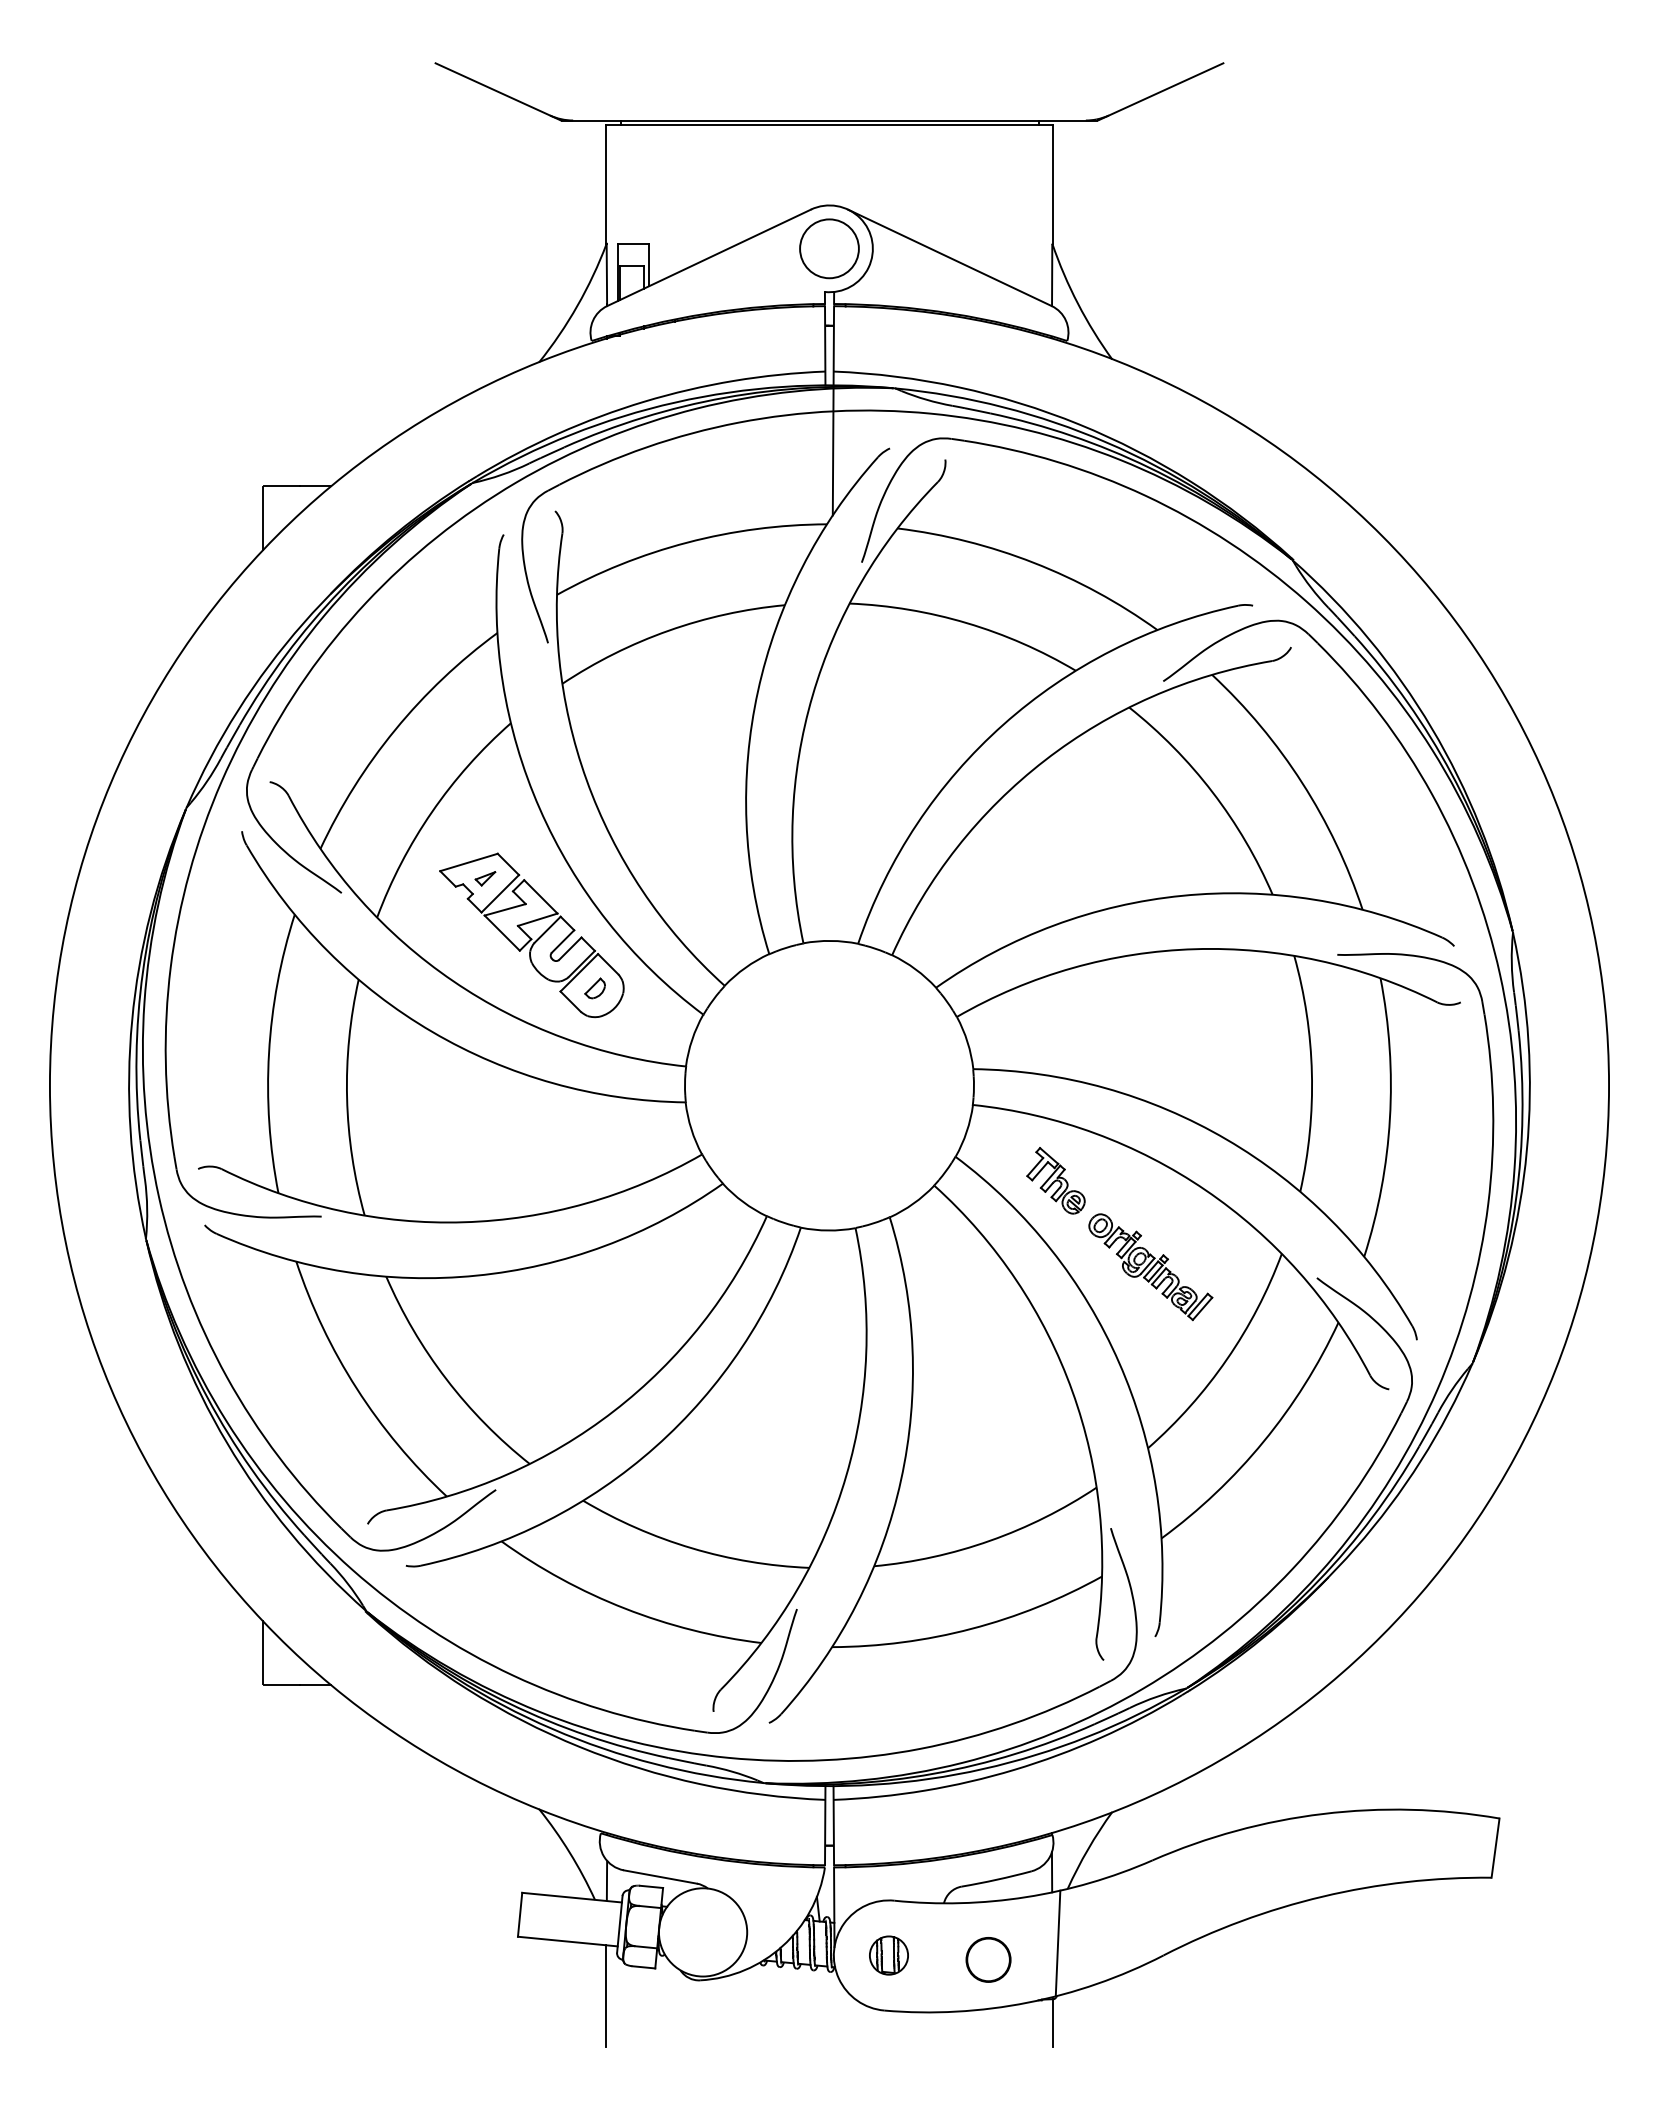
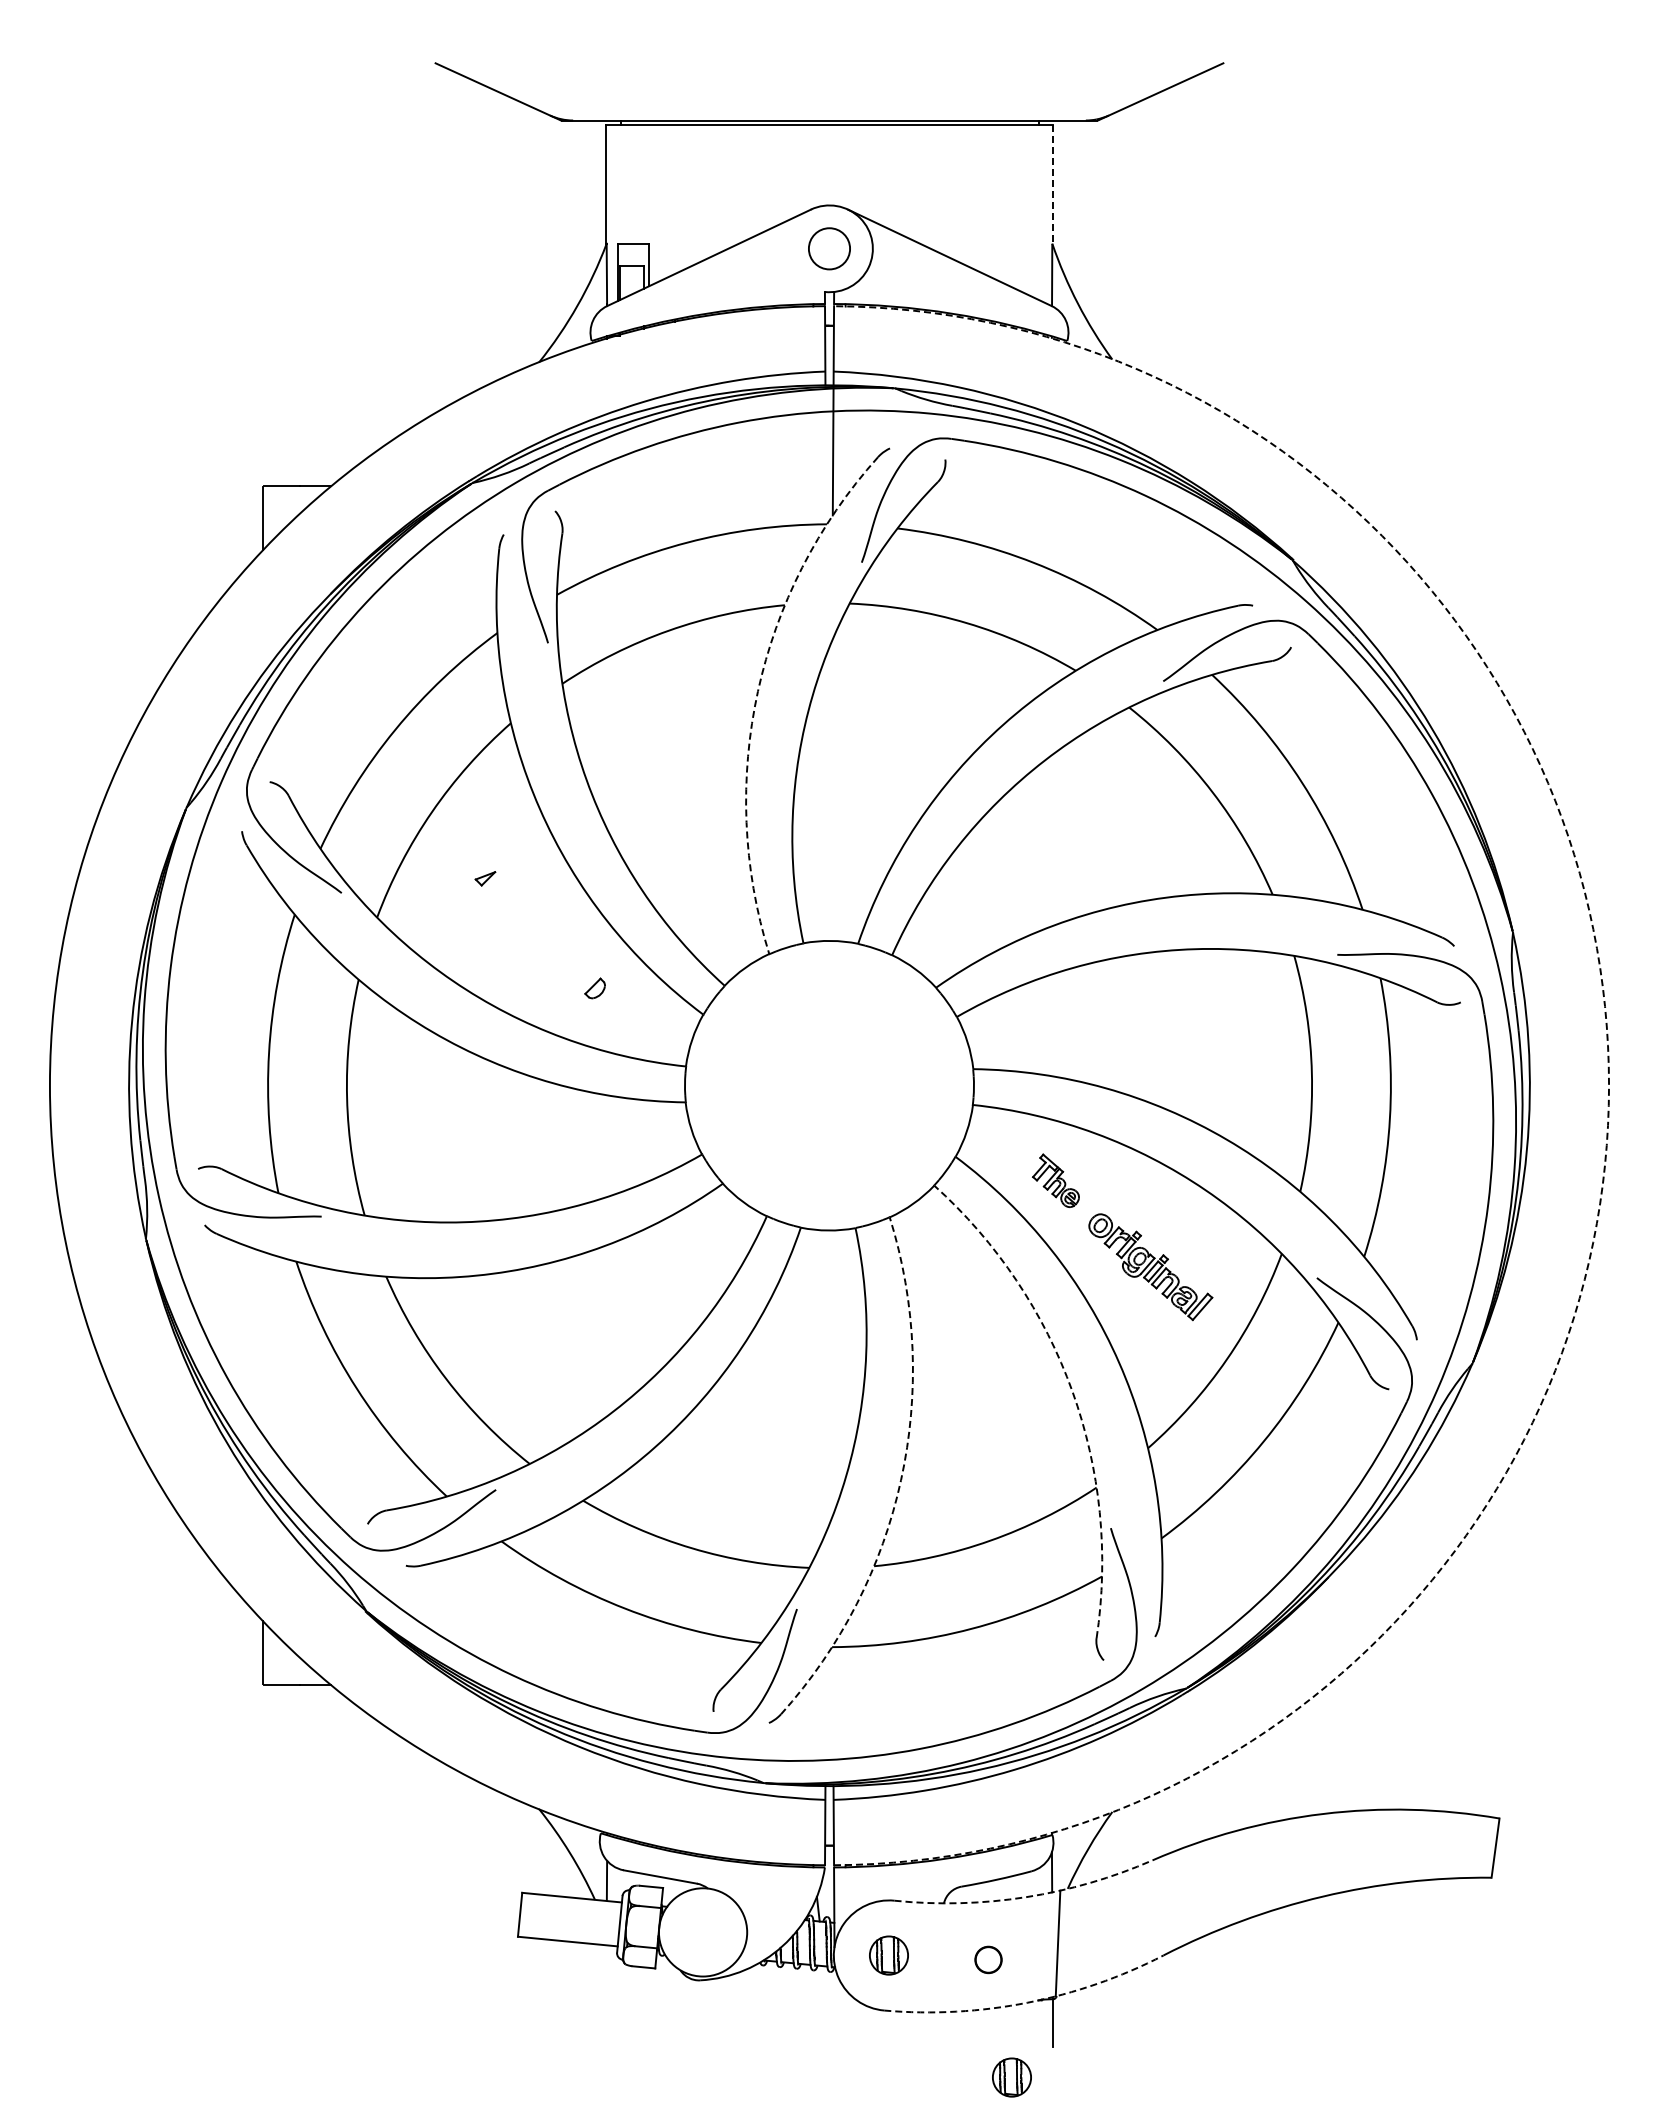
line: solid -> dashed (1053, 184)
circle diameter: 59 px -> 41 px (829, 248)
arc: solid -> dashed (757, 691)
part: present -> none (531, 935)
arc: solid -> dashed (1609, 1085)
part size: 60x68 px -> 48x55 px (1055, 1180)
arc: solid -> dashed (1072, 1391)
arc: solid -> dashed (901, 1480)
arc: solid -> dashed (1026, 1897)
circle size: 47x46 px -> 29x30 px (988, 1959)
line: present -> none (605, 1995)
arc: solid -> dashed (1027, 2002)
part: none -> present (1011, 2077)
